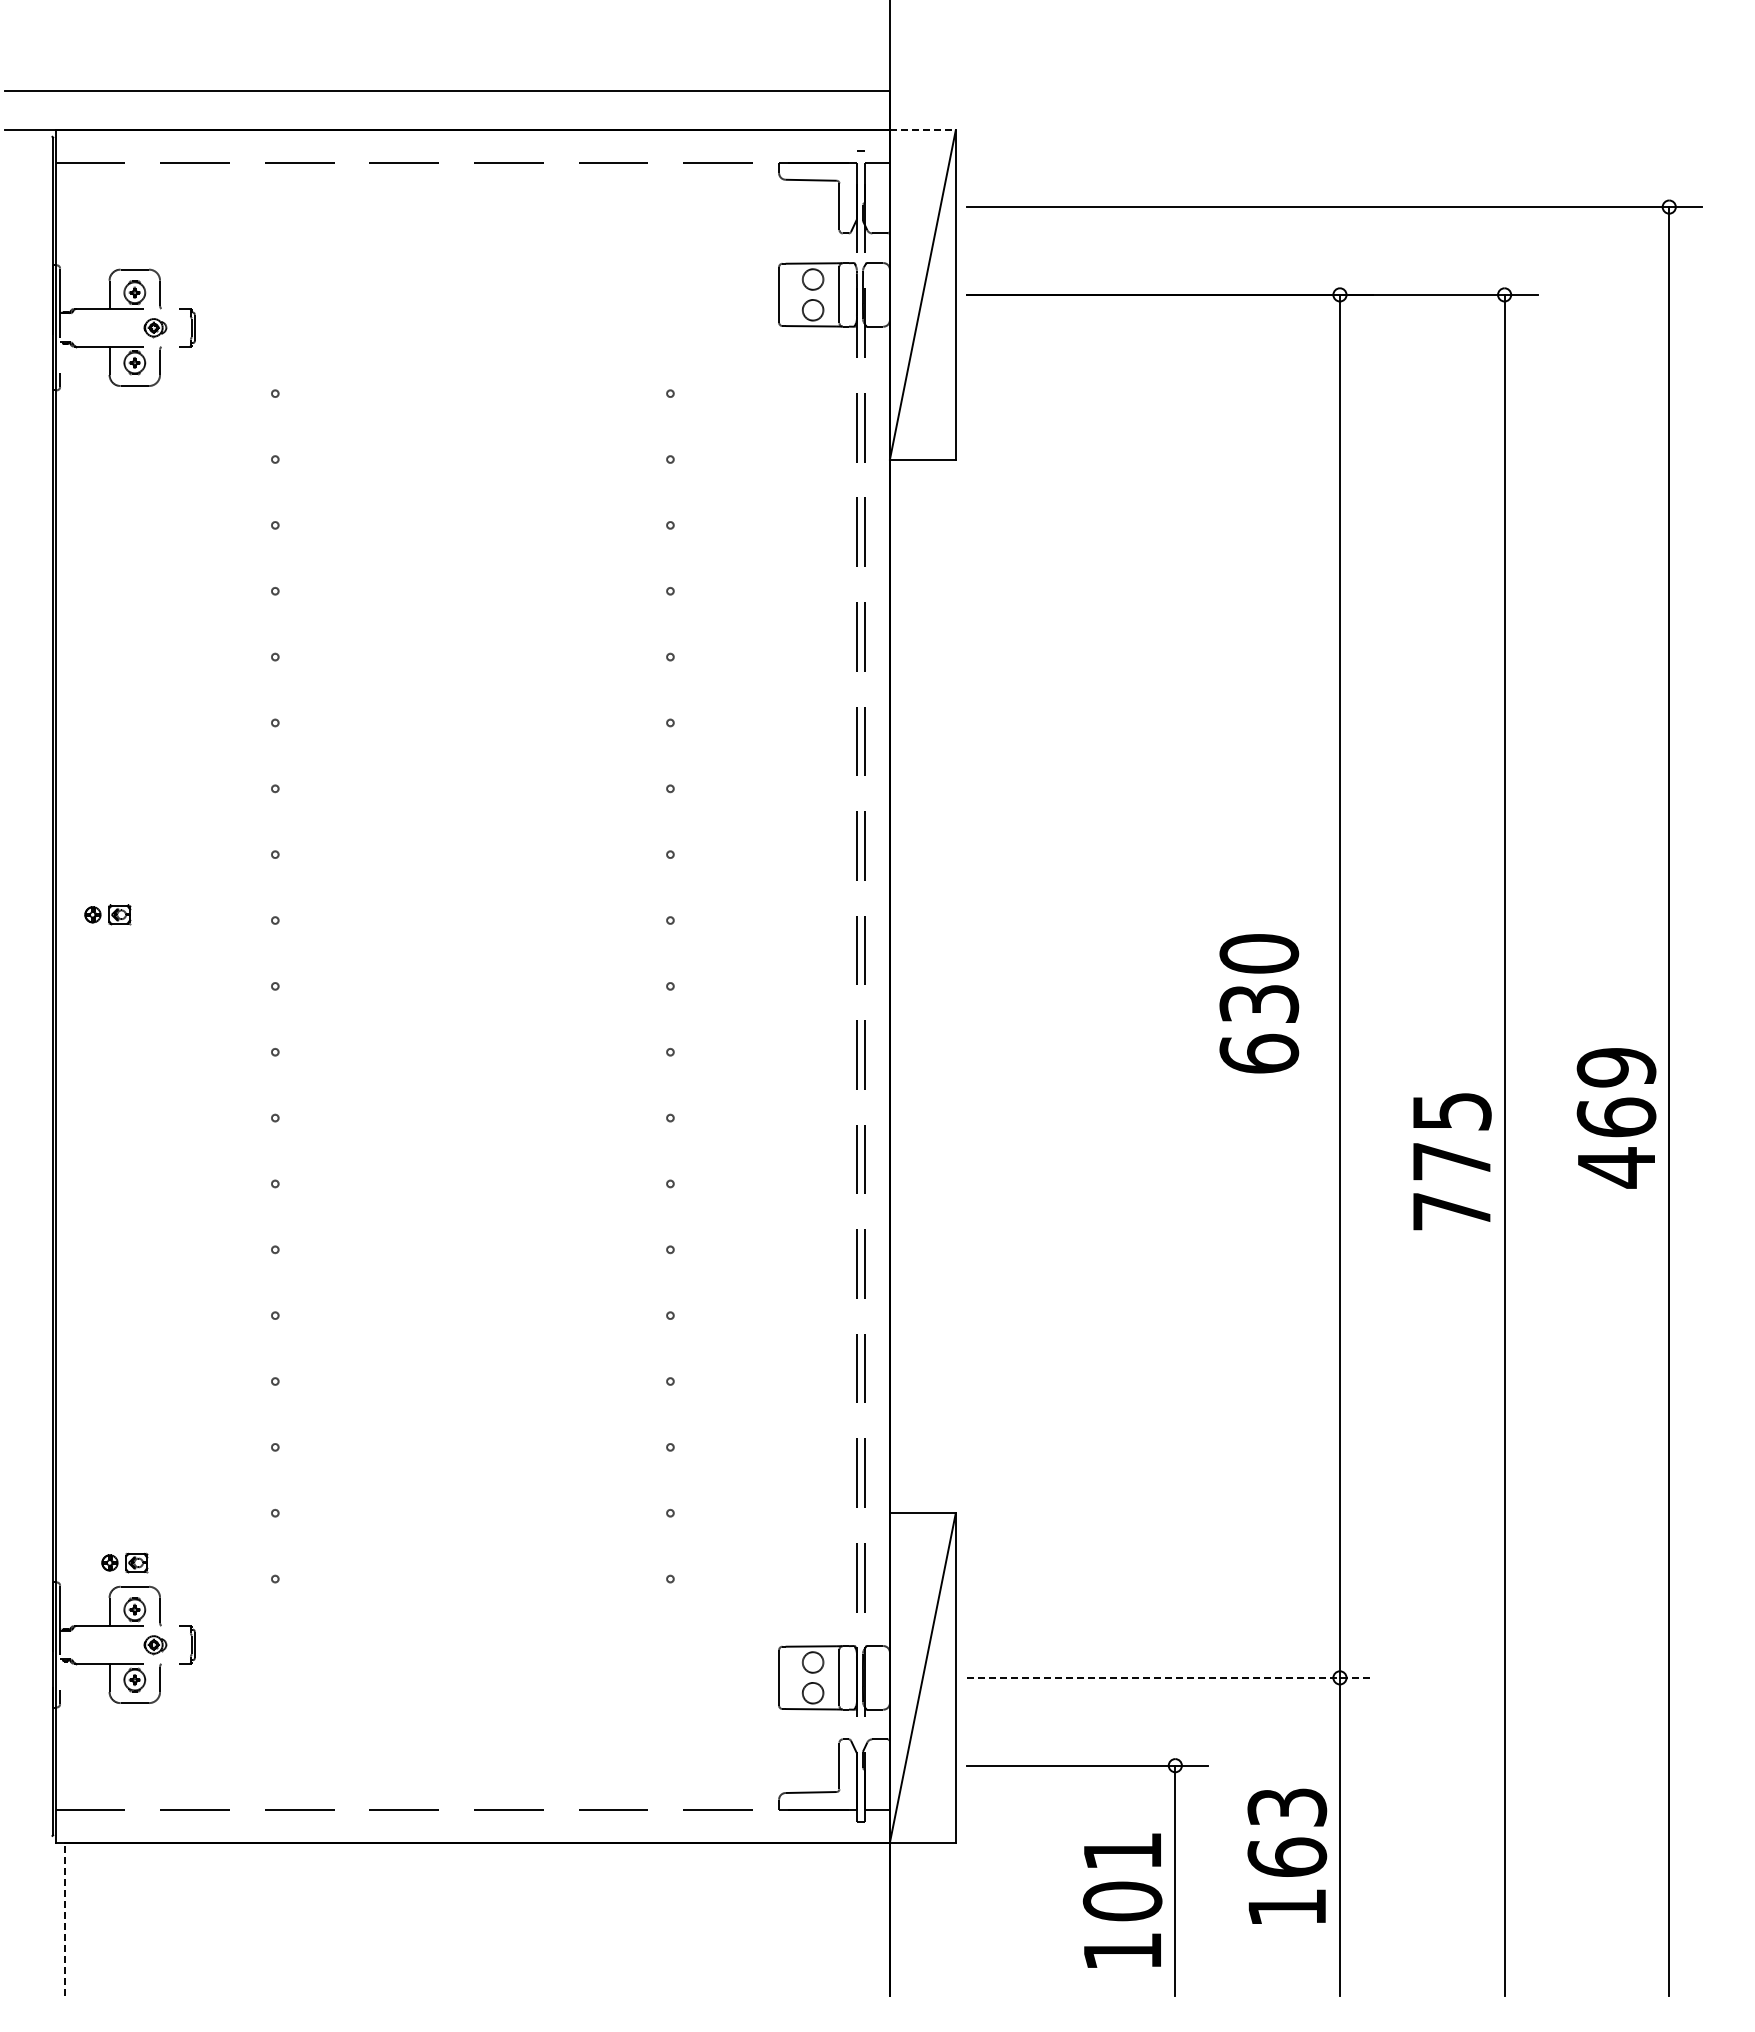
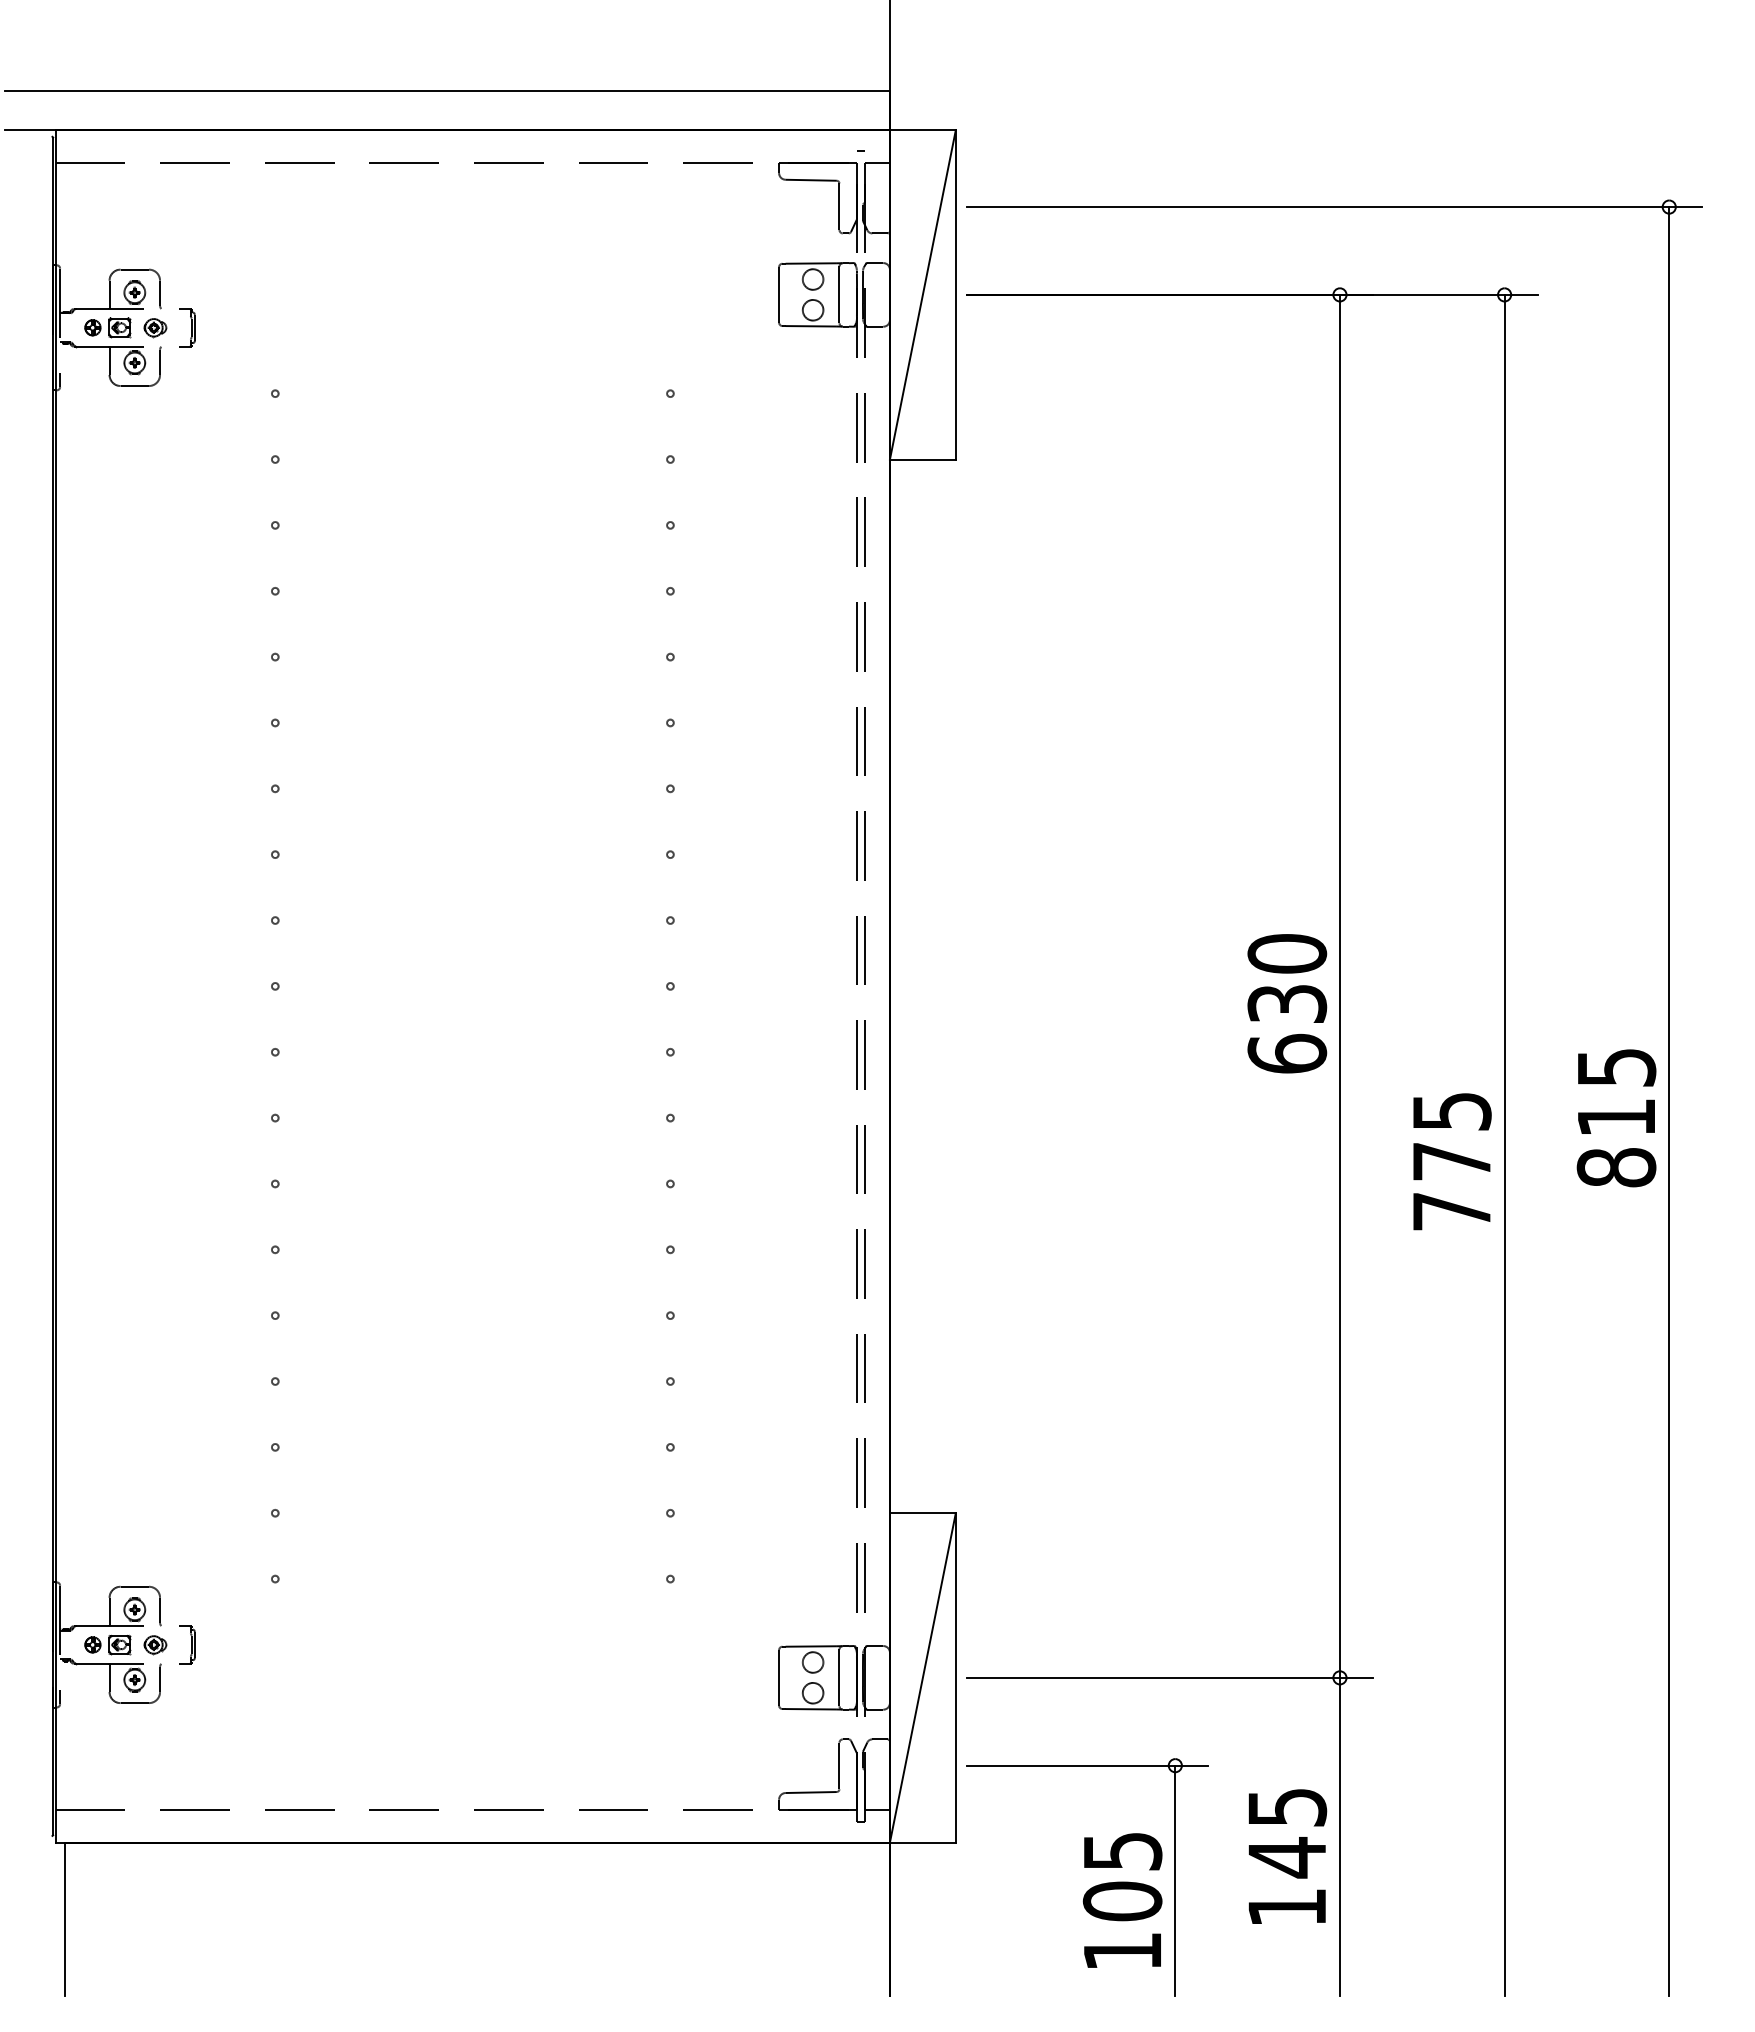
line: dashed -> solid (922, 130)
part position: (107, 914) -> (107, 327) (107, 327)
text position: (1259, 1003) -> (1287, 1003) (1287, 1003)
text: 469 -> 815 (1616, 1118)
part position: (124, 1562) -> (107, 1644) (107, 1644)
line: dashed -> solid (1170, 1677)
text: 163 -> 145 (1287, 1833)
text: 101 -> 105 (1123, 1851)
line: dashed -> solid (64, 1919)
